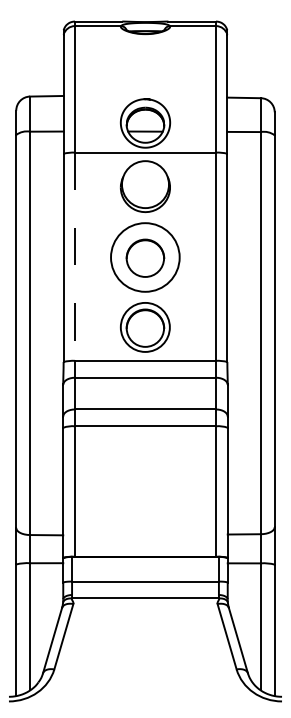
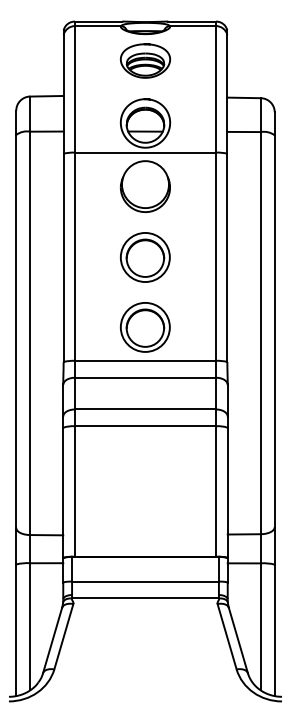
part: none -> present (145, 60)
line: dashed -> solid (75, 257)
circle diameter: 69 px -> 49 px (144, 257)
